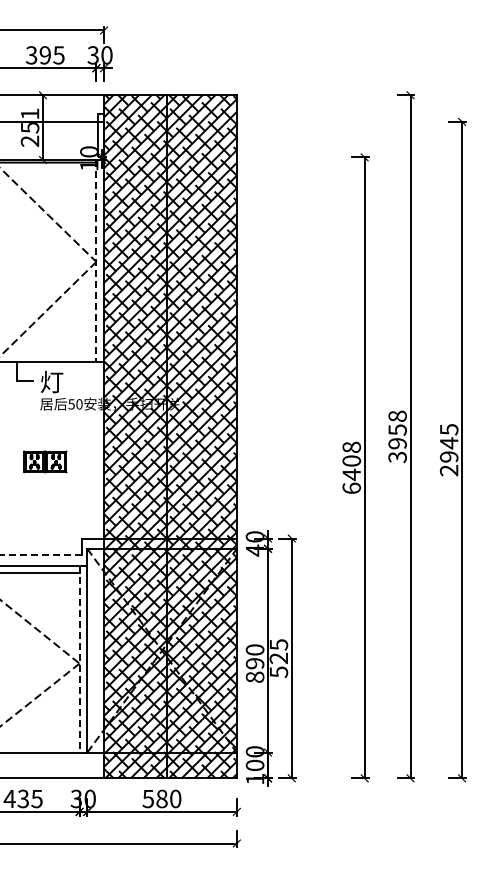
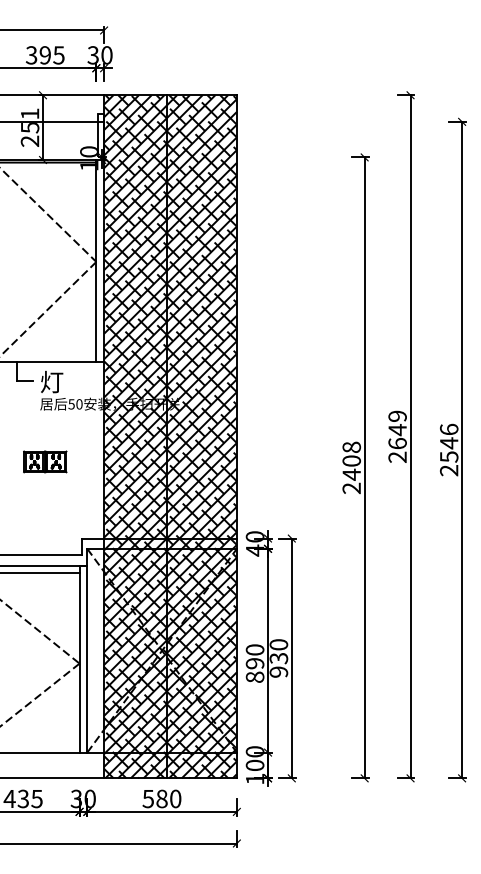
line: dashed -> solid (96, 260)
text: 3958 -> 2649 (397, 436)
text: 2945 -> 2546 (448, 442)
text: 6408 -> 2408 (351, 488)
line: dashed -> solid (41, 555)
text: 525 -> 930 (278, 658)
line: dashed -> solid (79, 659)
